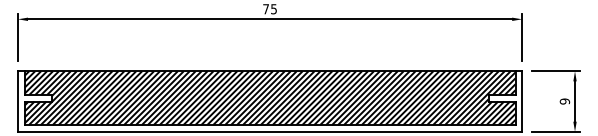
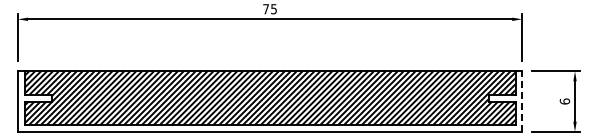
line: solid -> dashed (522, 101)
text: 9 -> 6 (564, 101)
